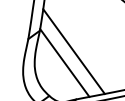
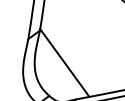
line: present -> none (73, 51)
